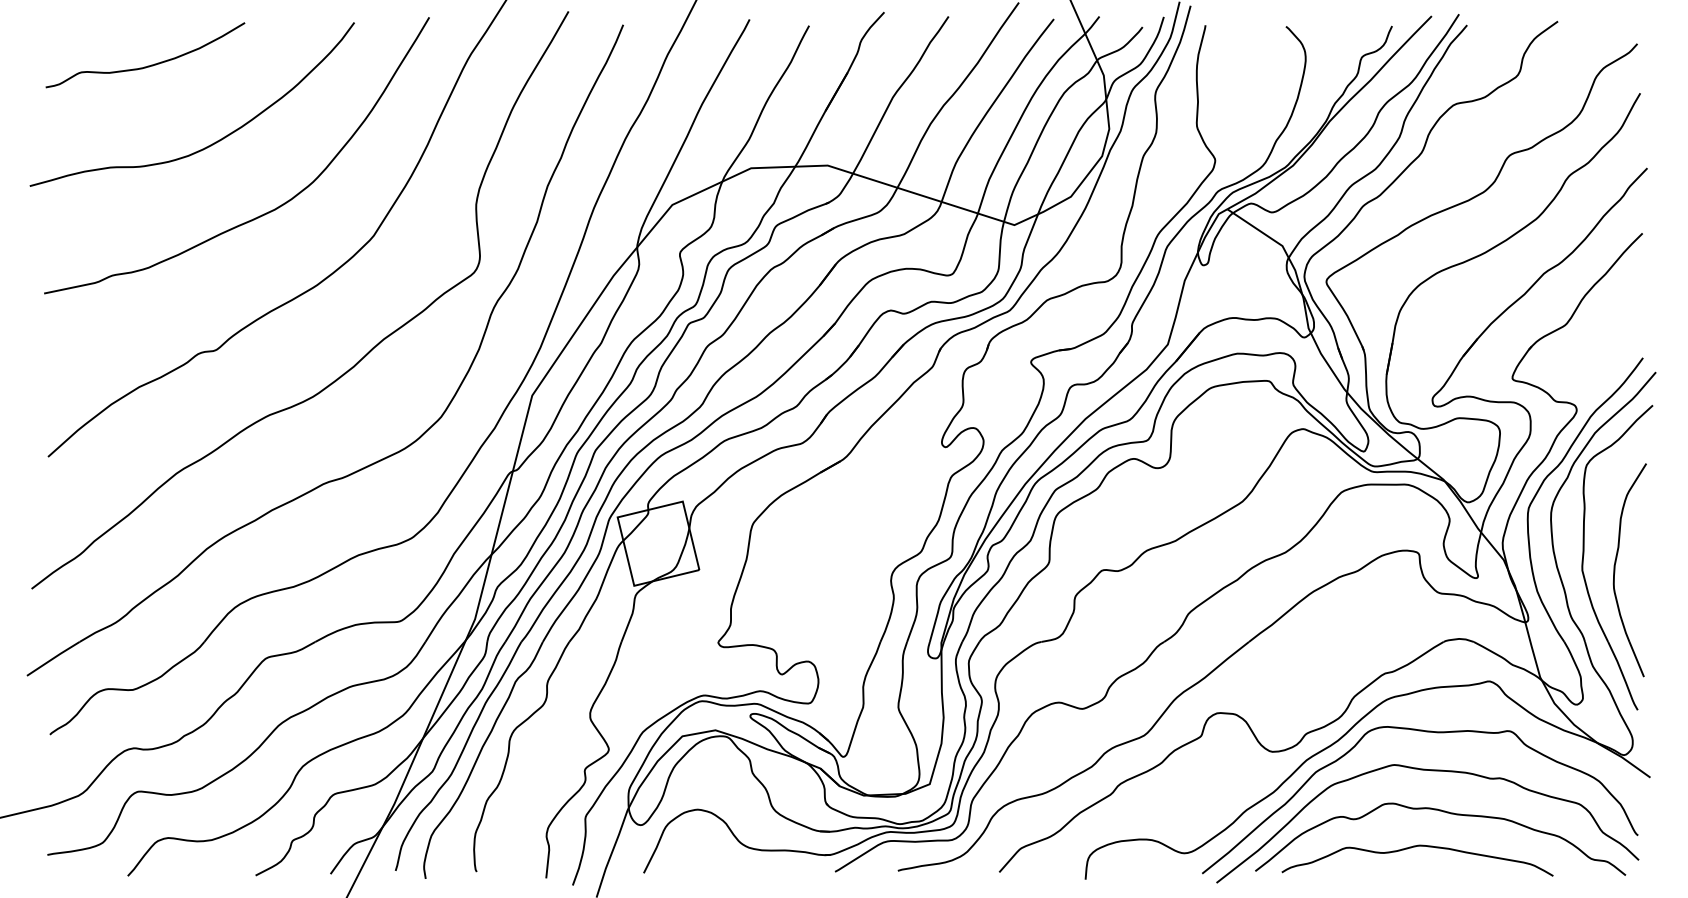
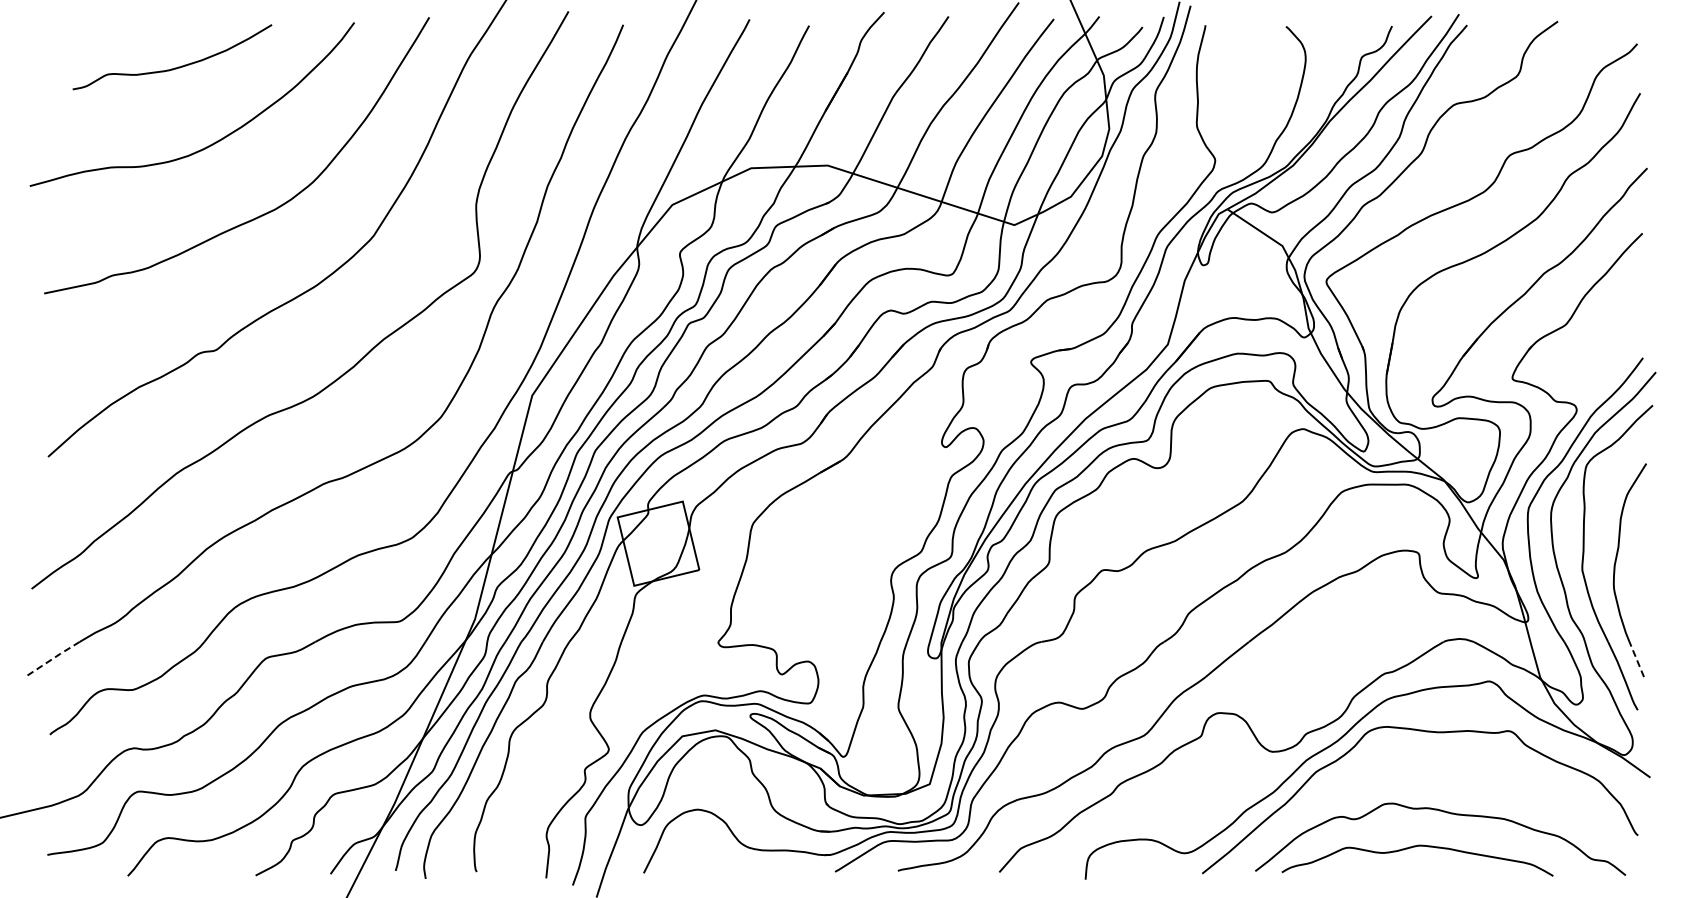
curve position: (147, 65) -> (174, 67) (174, 67)
line: solid -> dashed (53, 658)
line: solid -> dashed (1636, 659)
curve: present -> none (1431, 771)
